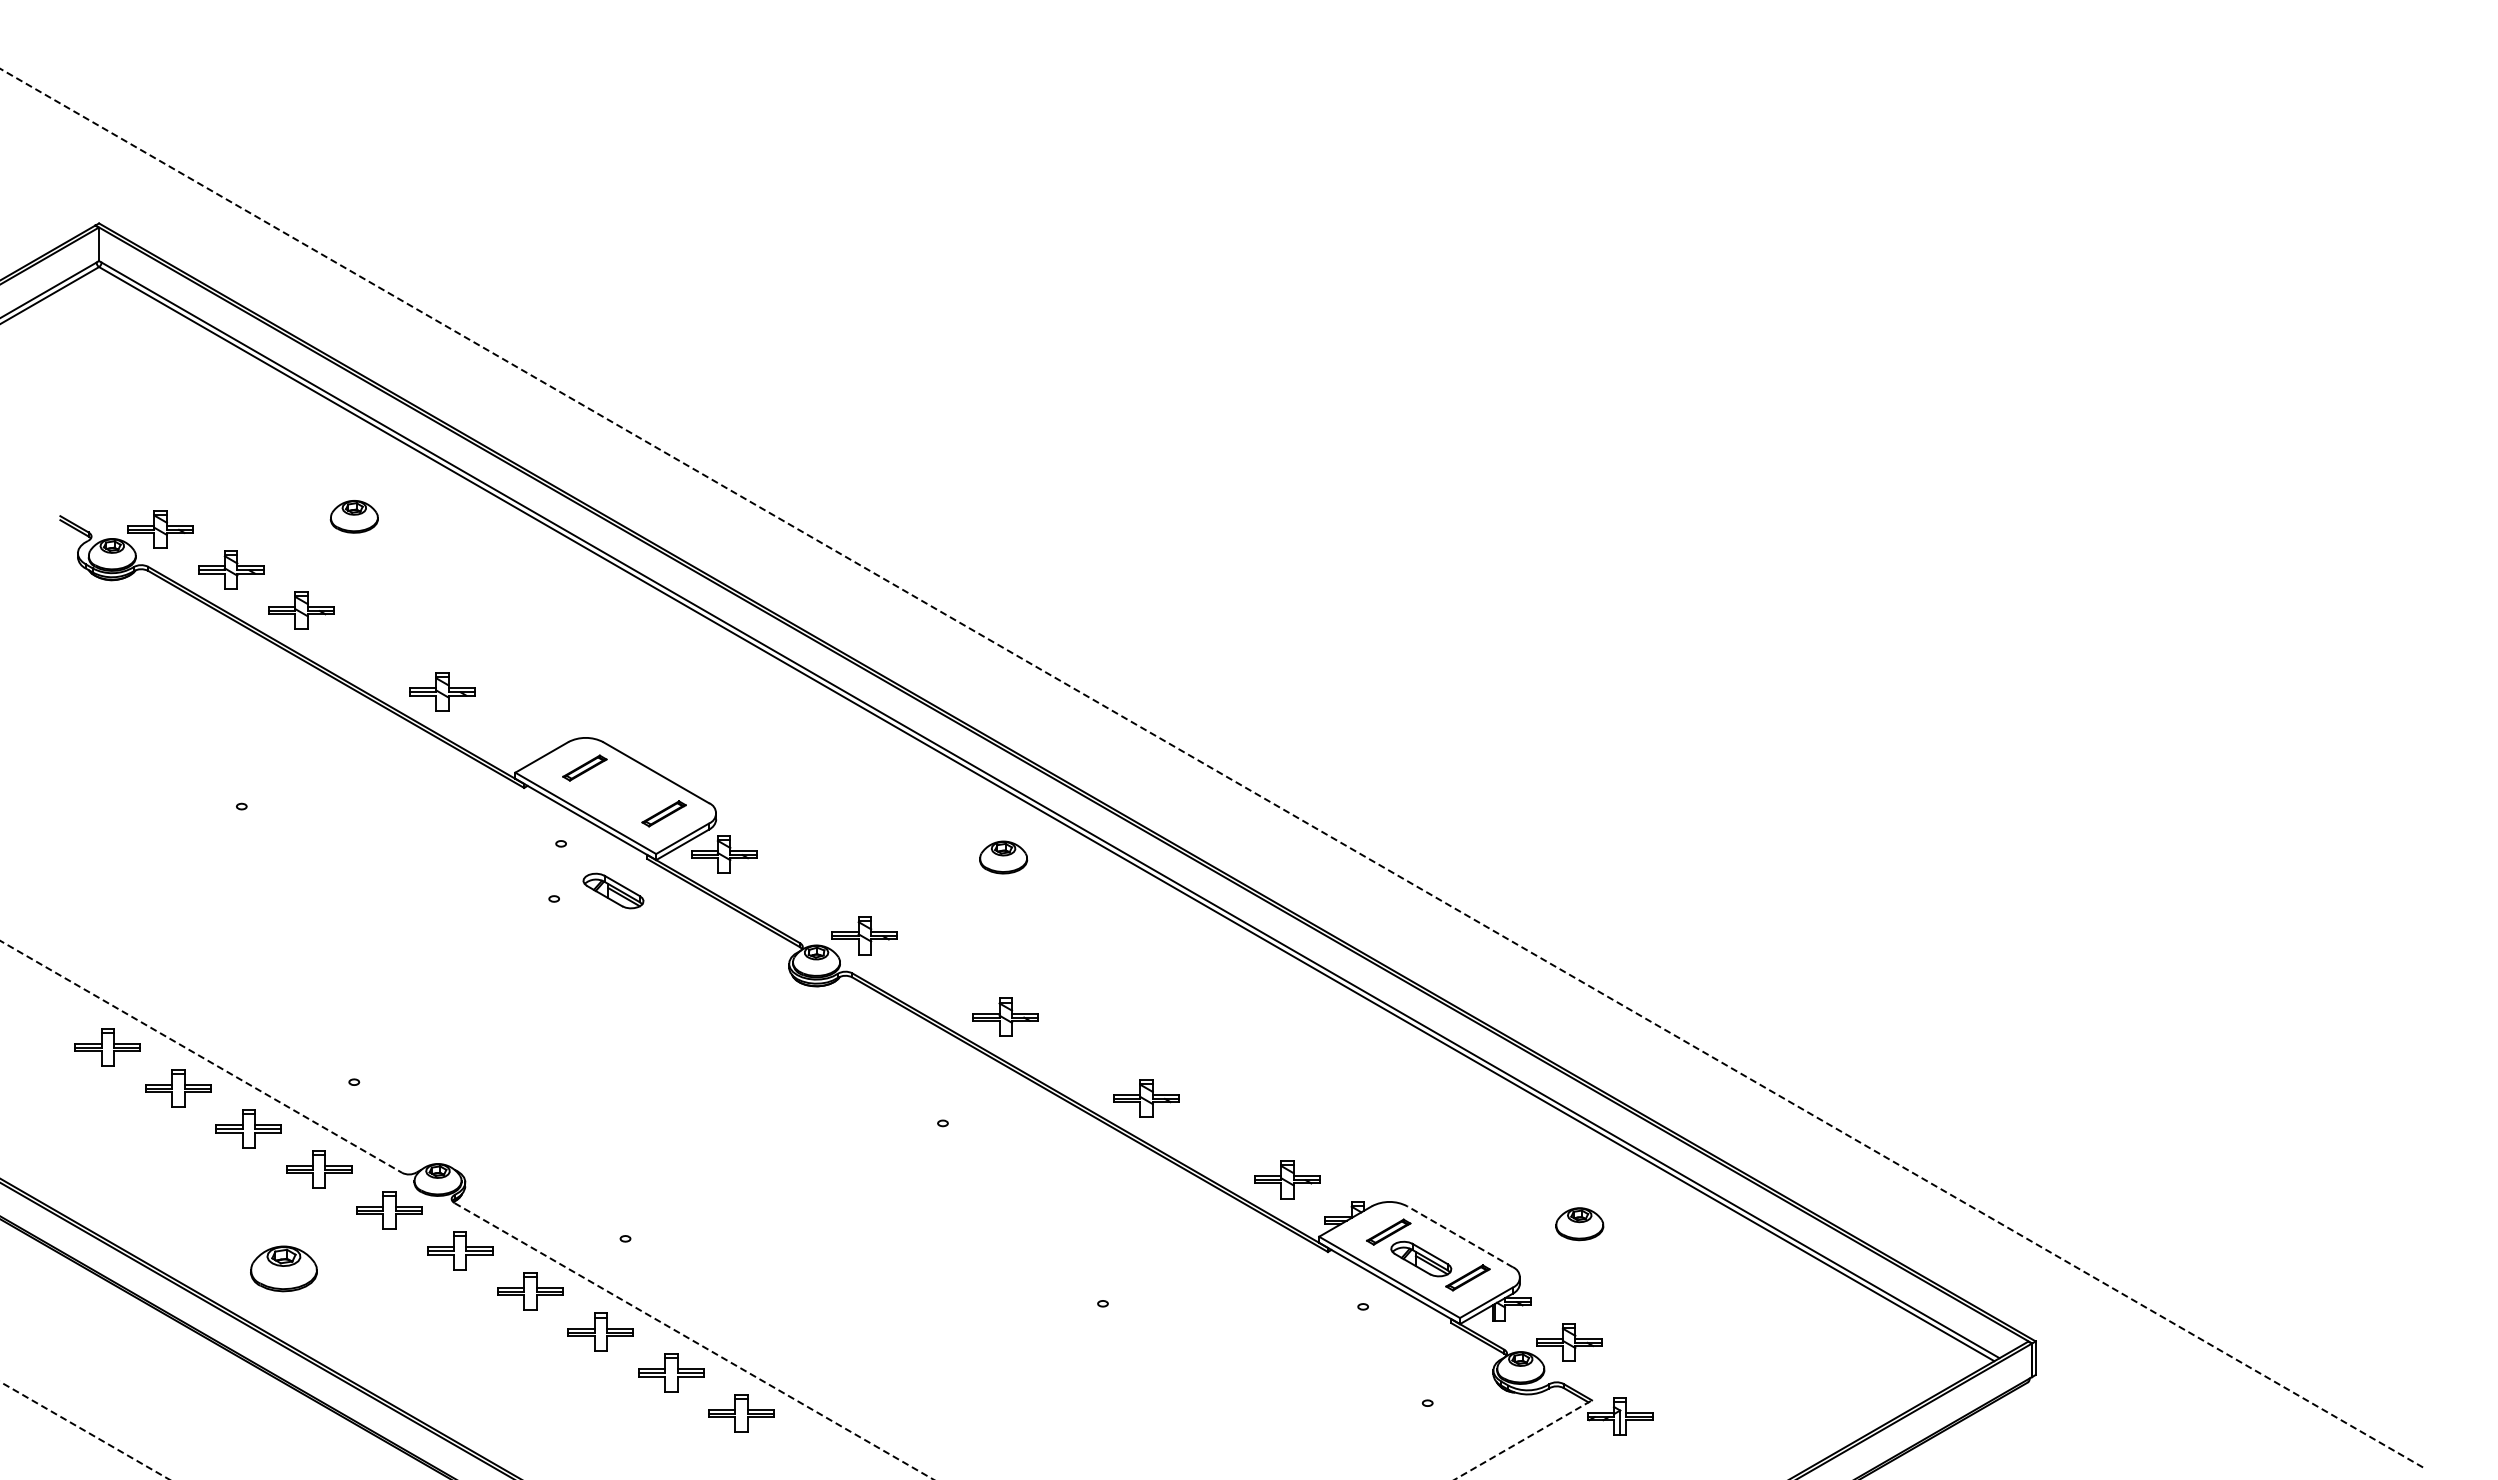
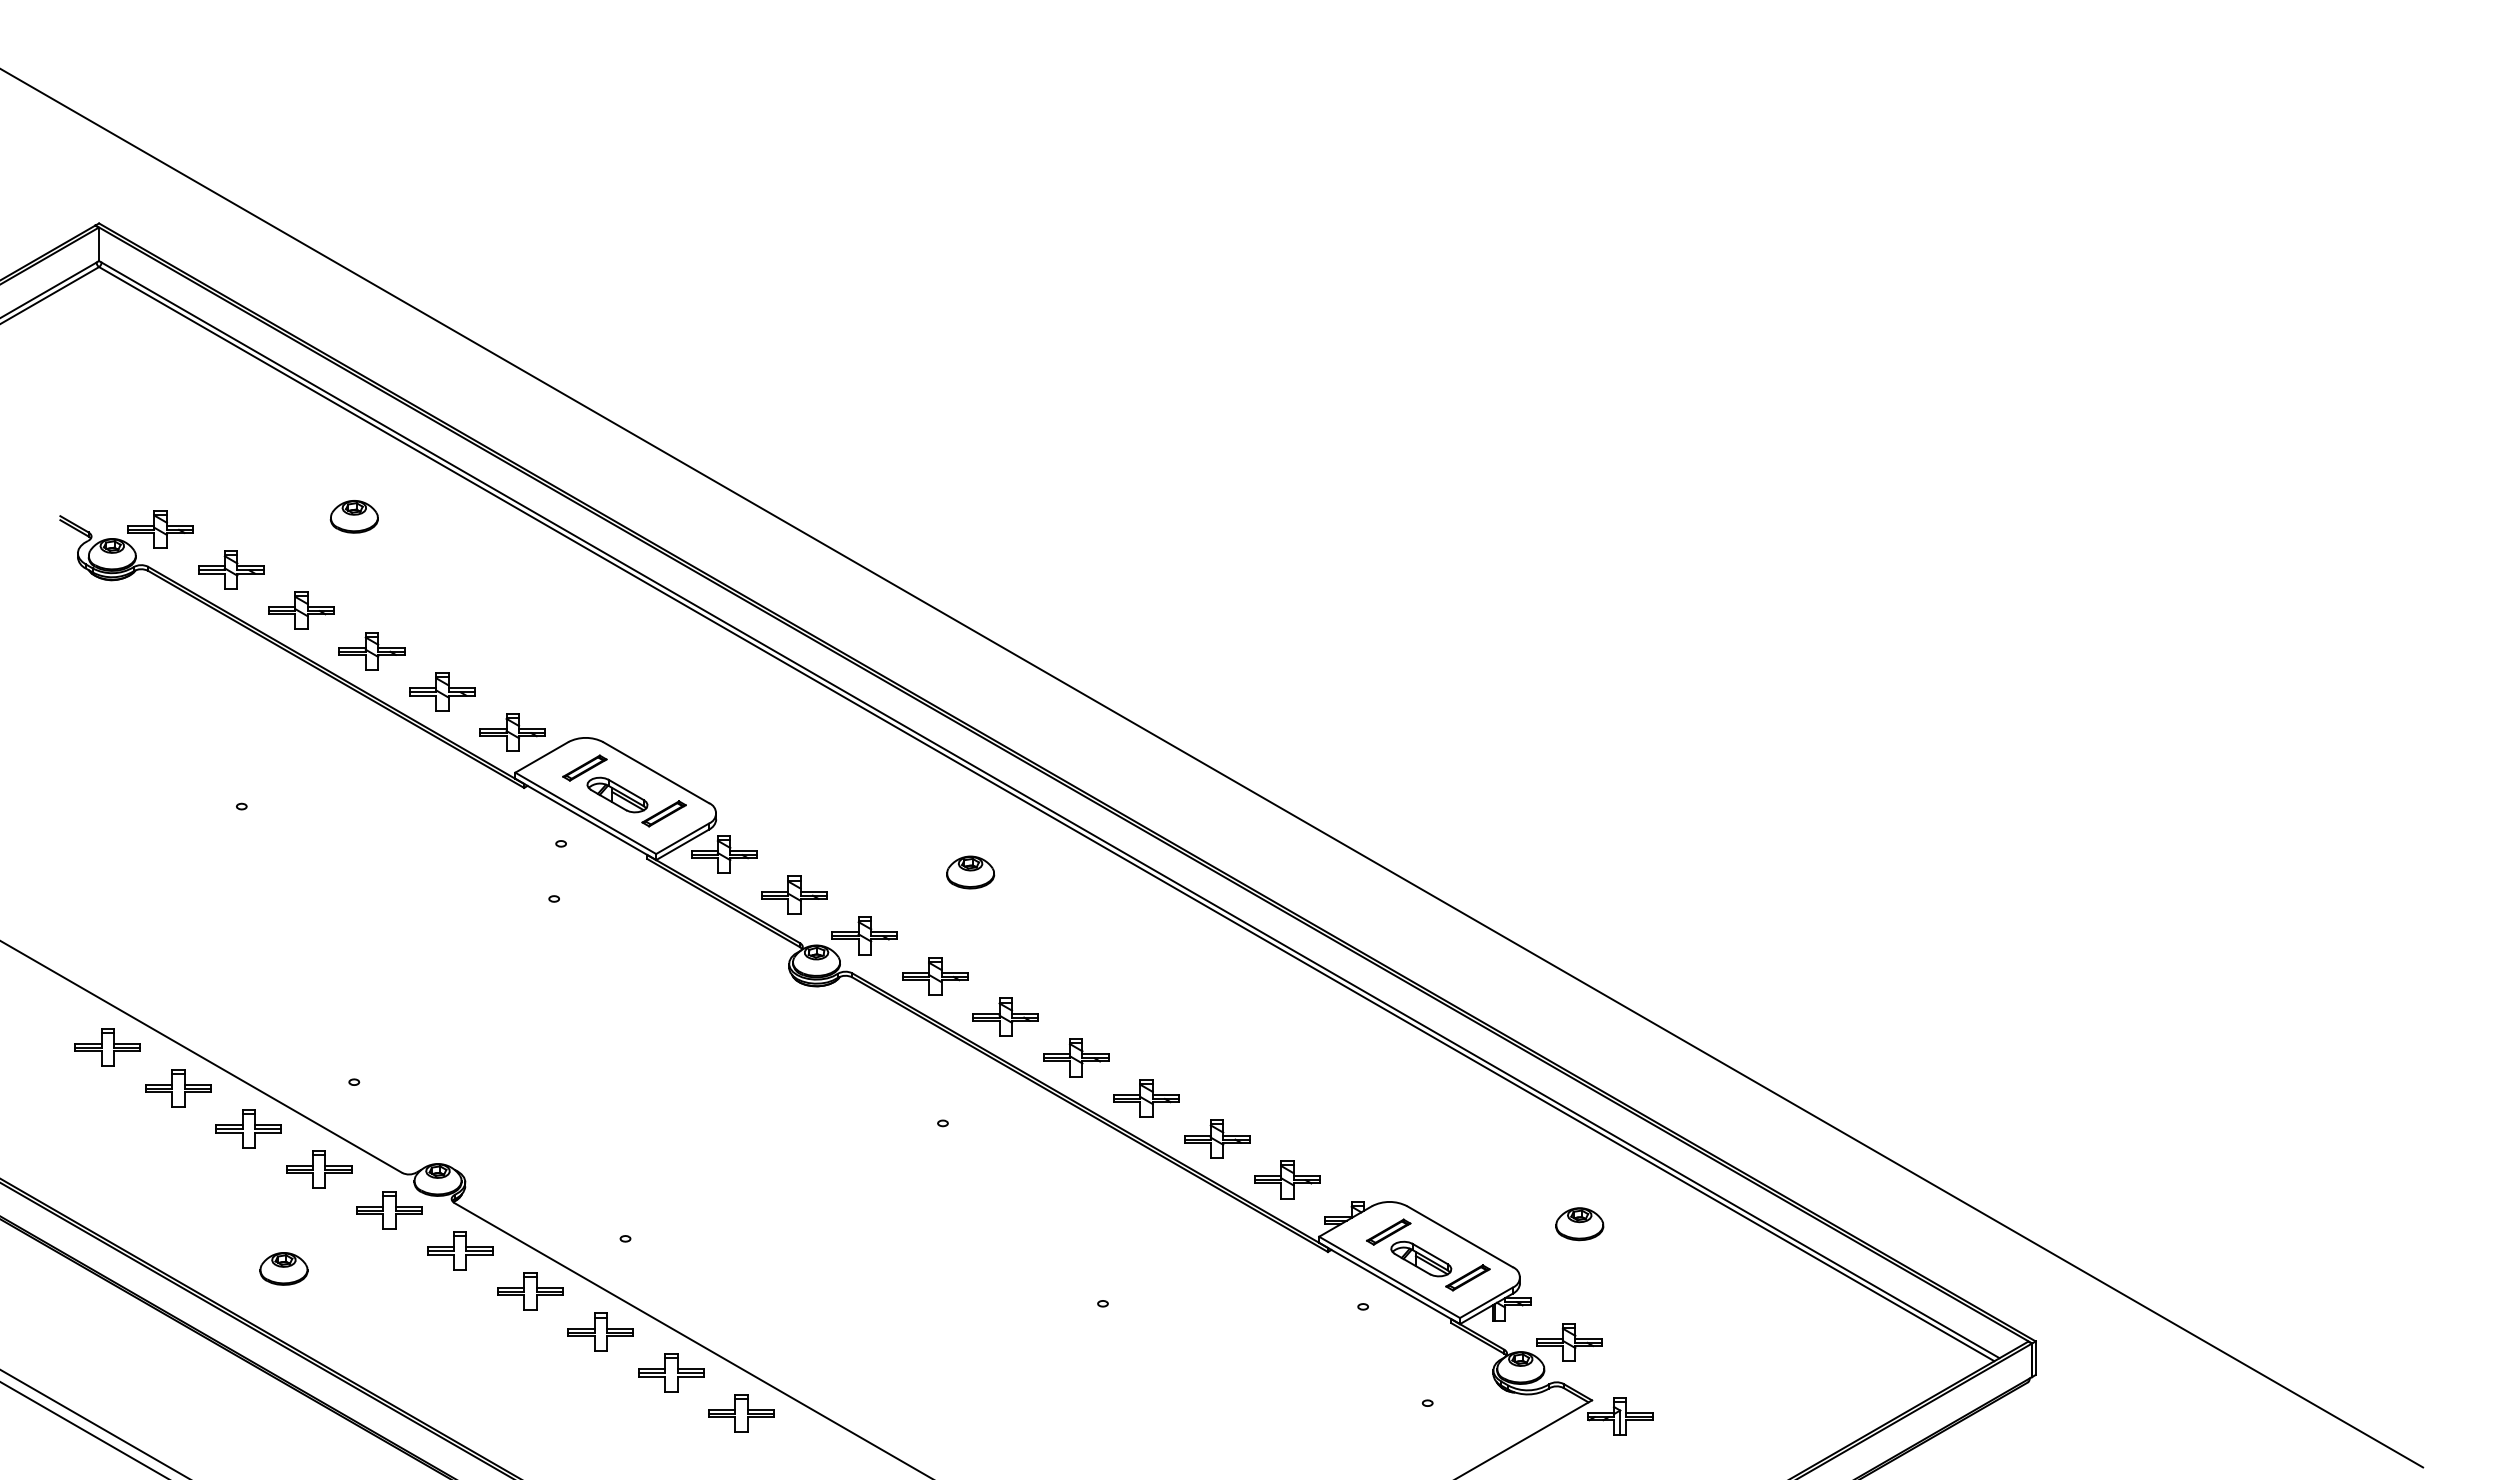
part: none -> present (371, 651)
part: none -> present (512, 732)
line: dashed -> solid (1211, 768)
part position: (1003, 857) -> (970, 872) (970, 872)
part position: (613, 890) -> (617, 794) (617, 794)
part: none -> present (794, 894)
part: none -> present (935, 976)
line: dashed -> solid (201, 1056)
part: none -> present (1076, 1057)
part: none -> present (1217, 1138)
line: dashed -> solid (1460, 1236)
part size: 68x48 px -> 50x34 px (283, 1268)
line: dashed -> solid (694, 1341)
line: none -> present (93, 1423)
line: dashed -> solid (85, 1431)
line: dashed -> solid (1523, 1439)
